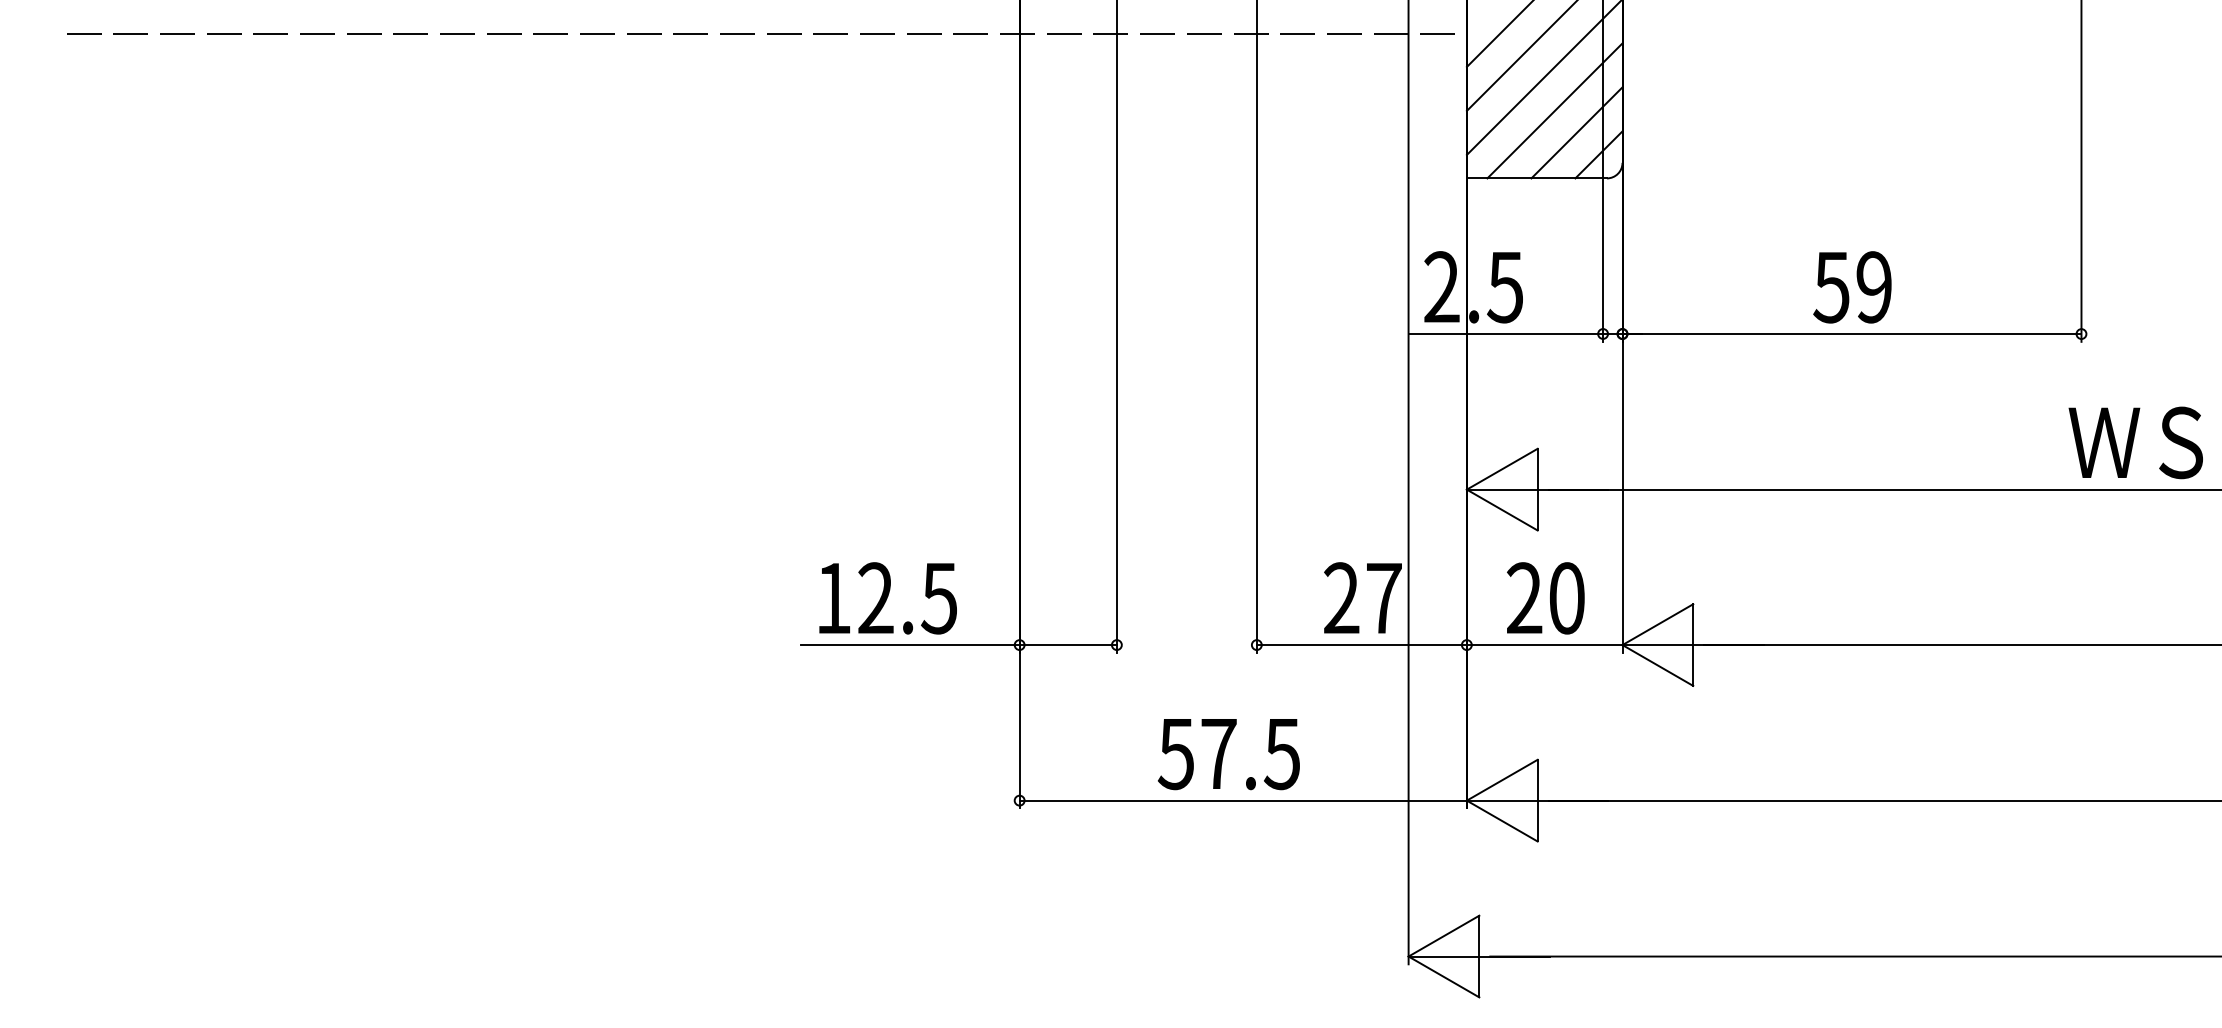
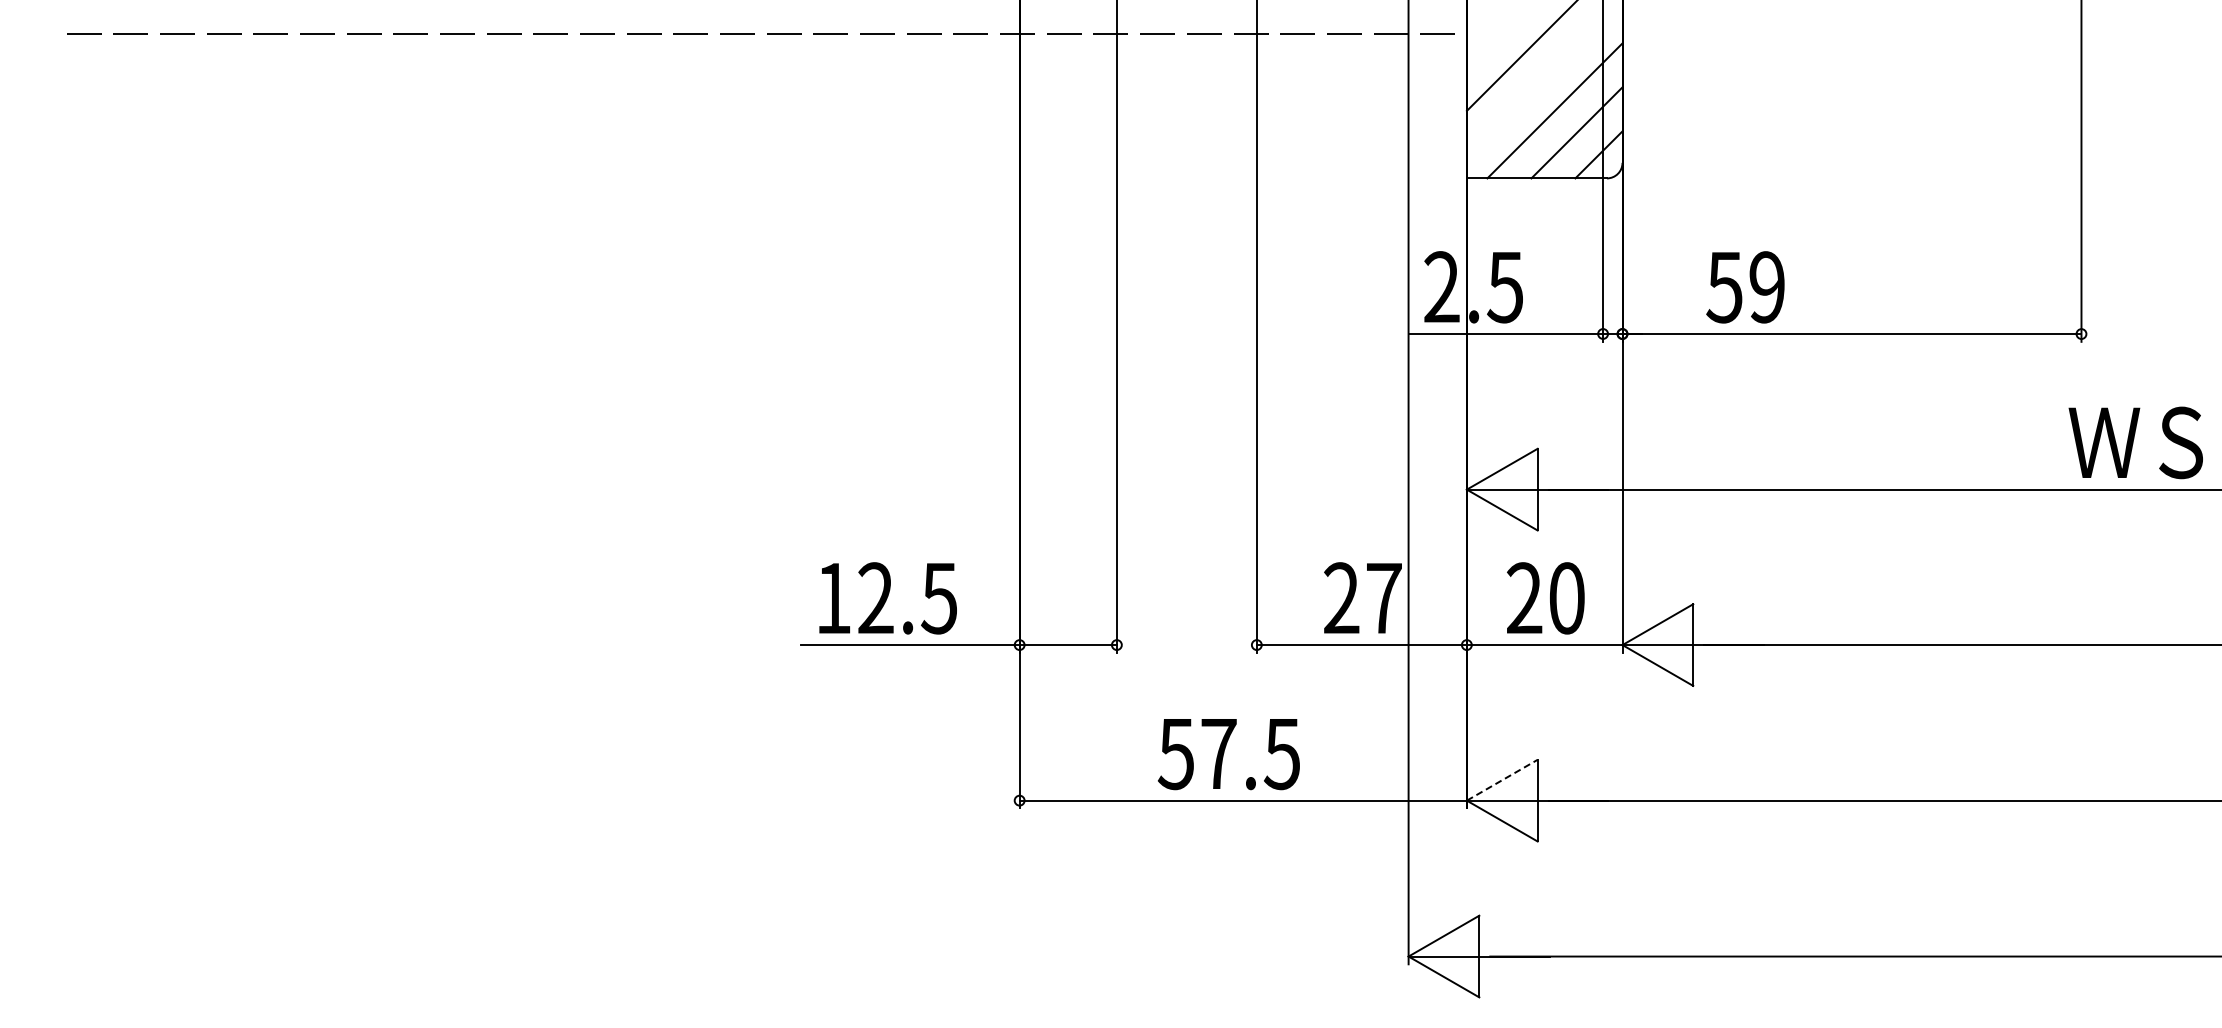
line: present -> none (1498, 34)
line: present -> none (1542, 78)
text position: (1852, 287) -> (1745, 287) (1745, 287)
line: solid -> dashed (1502, 780)
